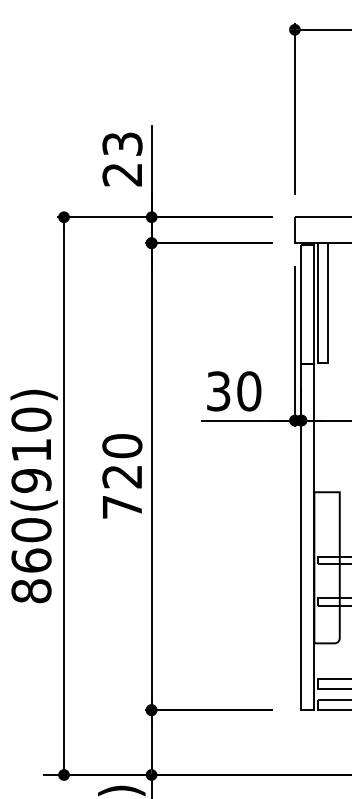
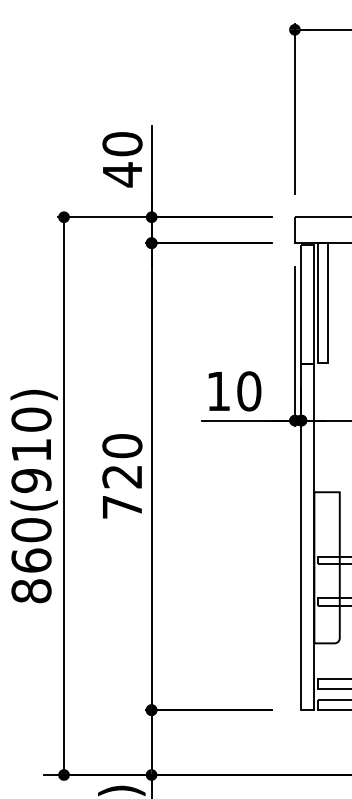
text: 23 -> 40 (122, 159)
text: 30 -> 10 (218, 391)
